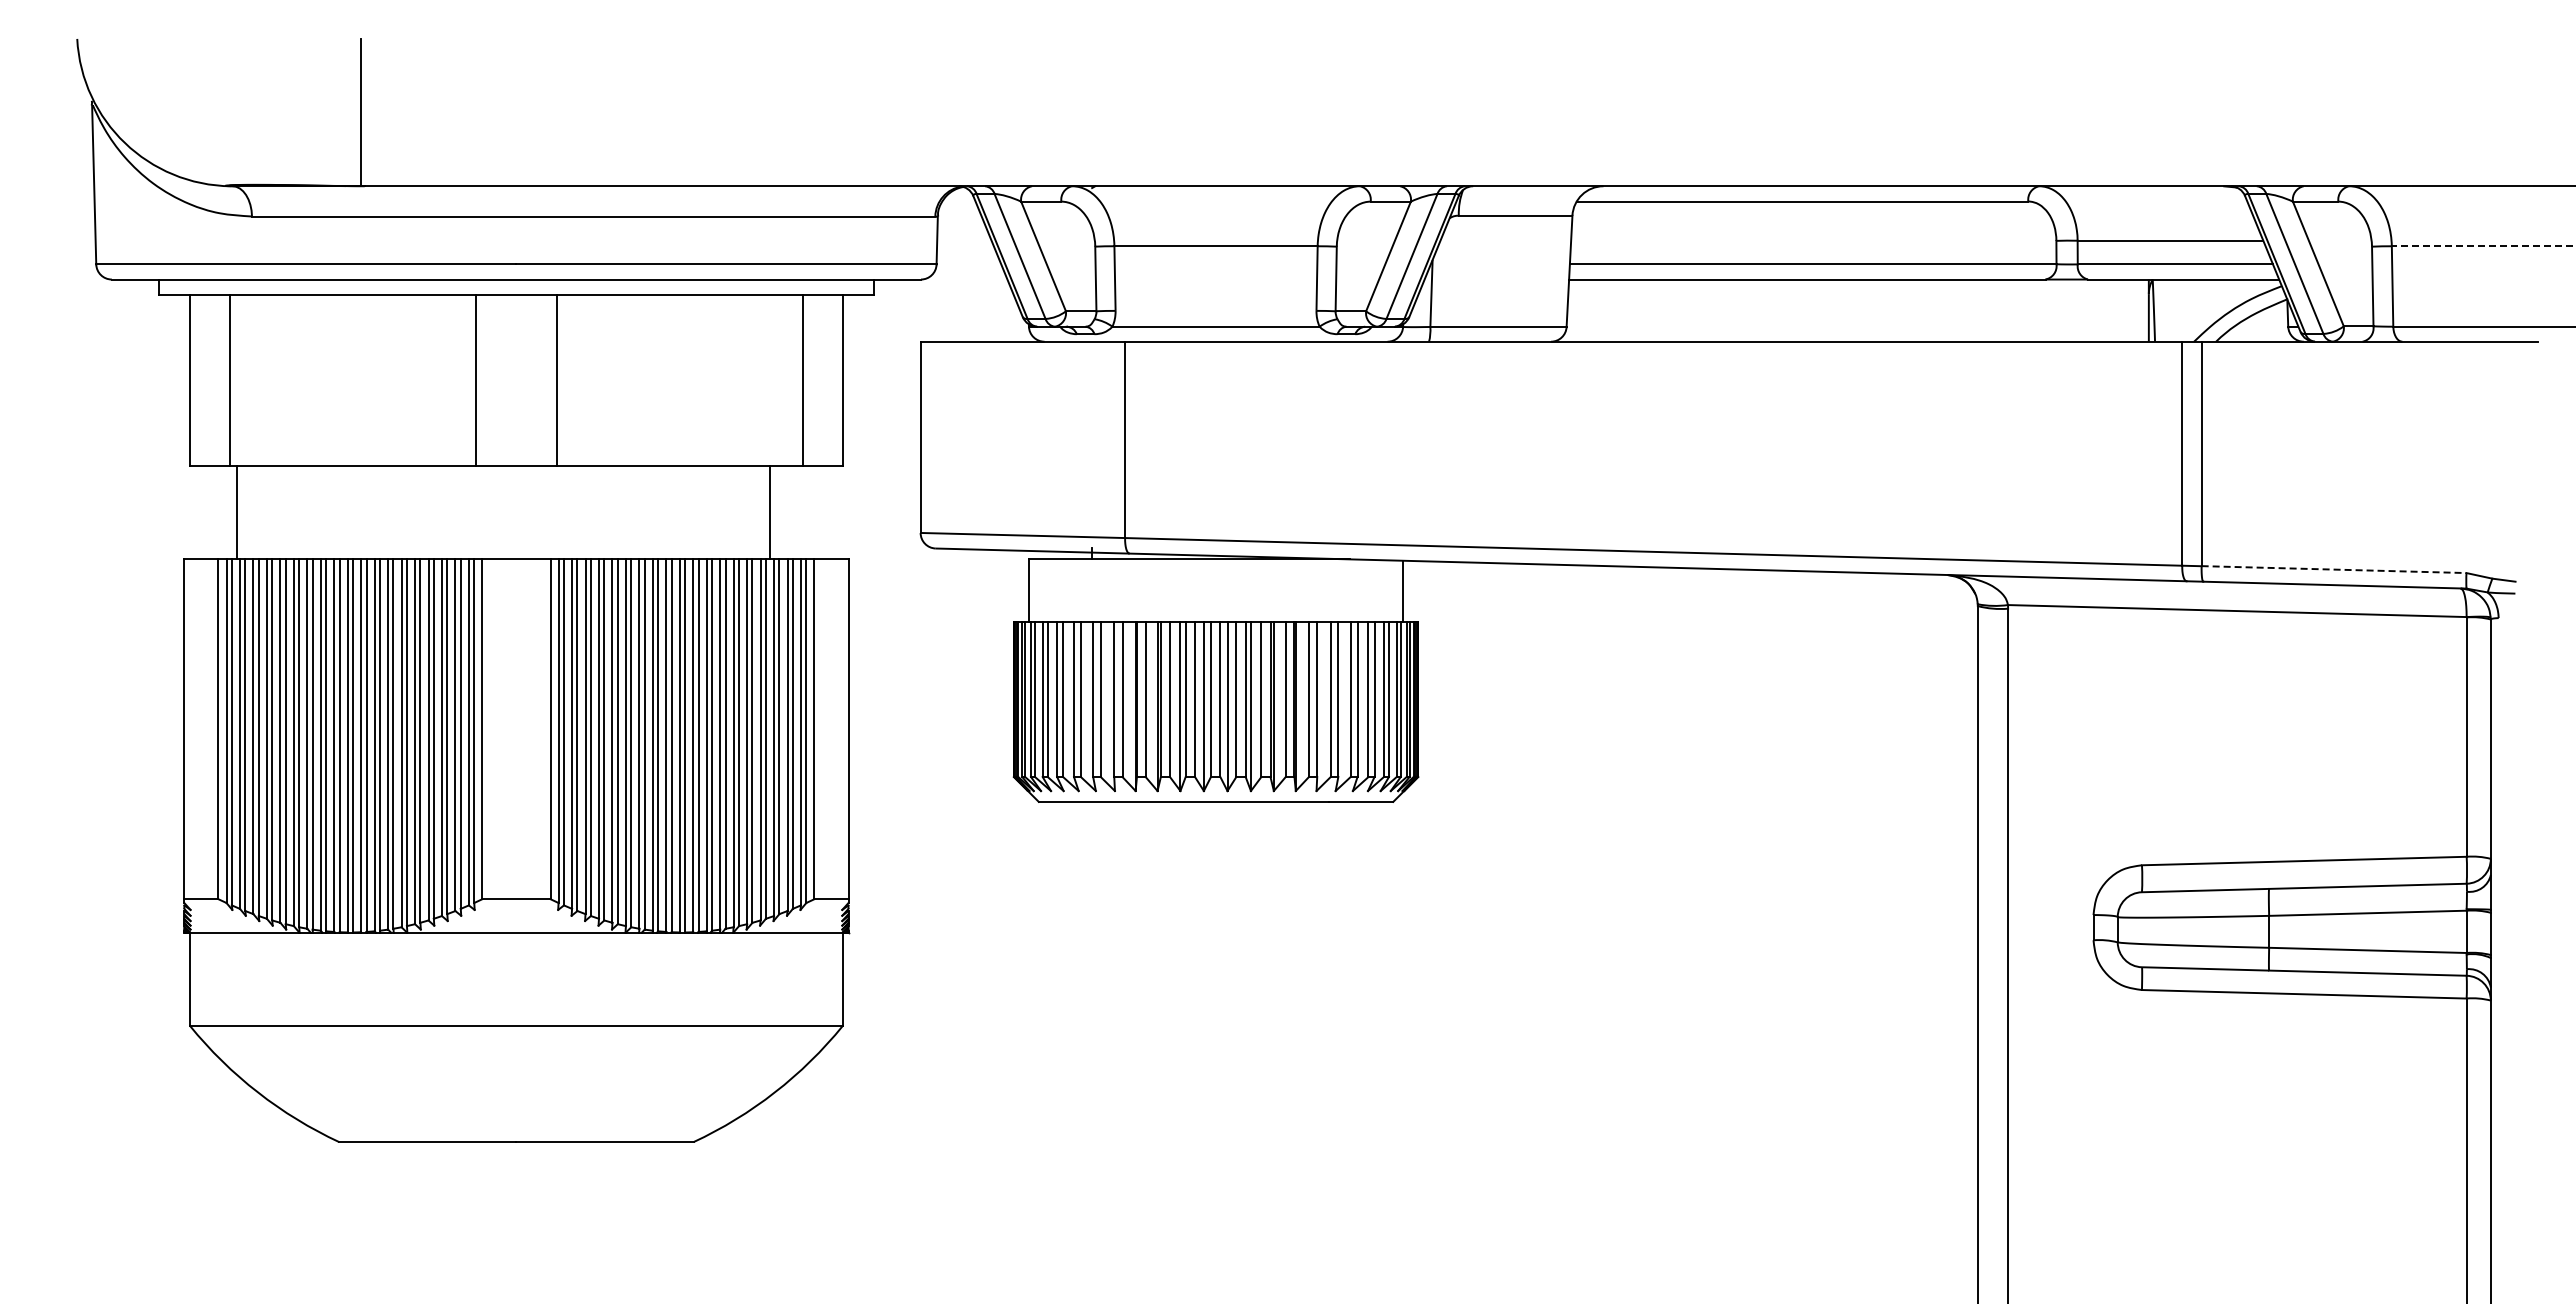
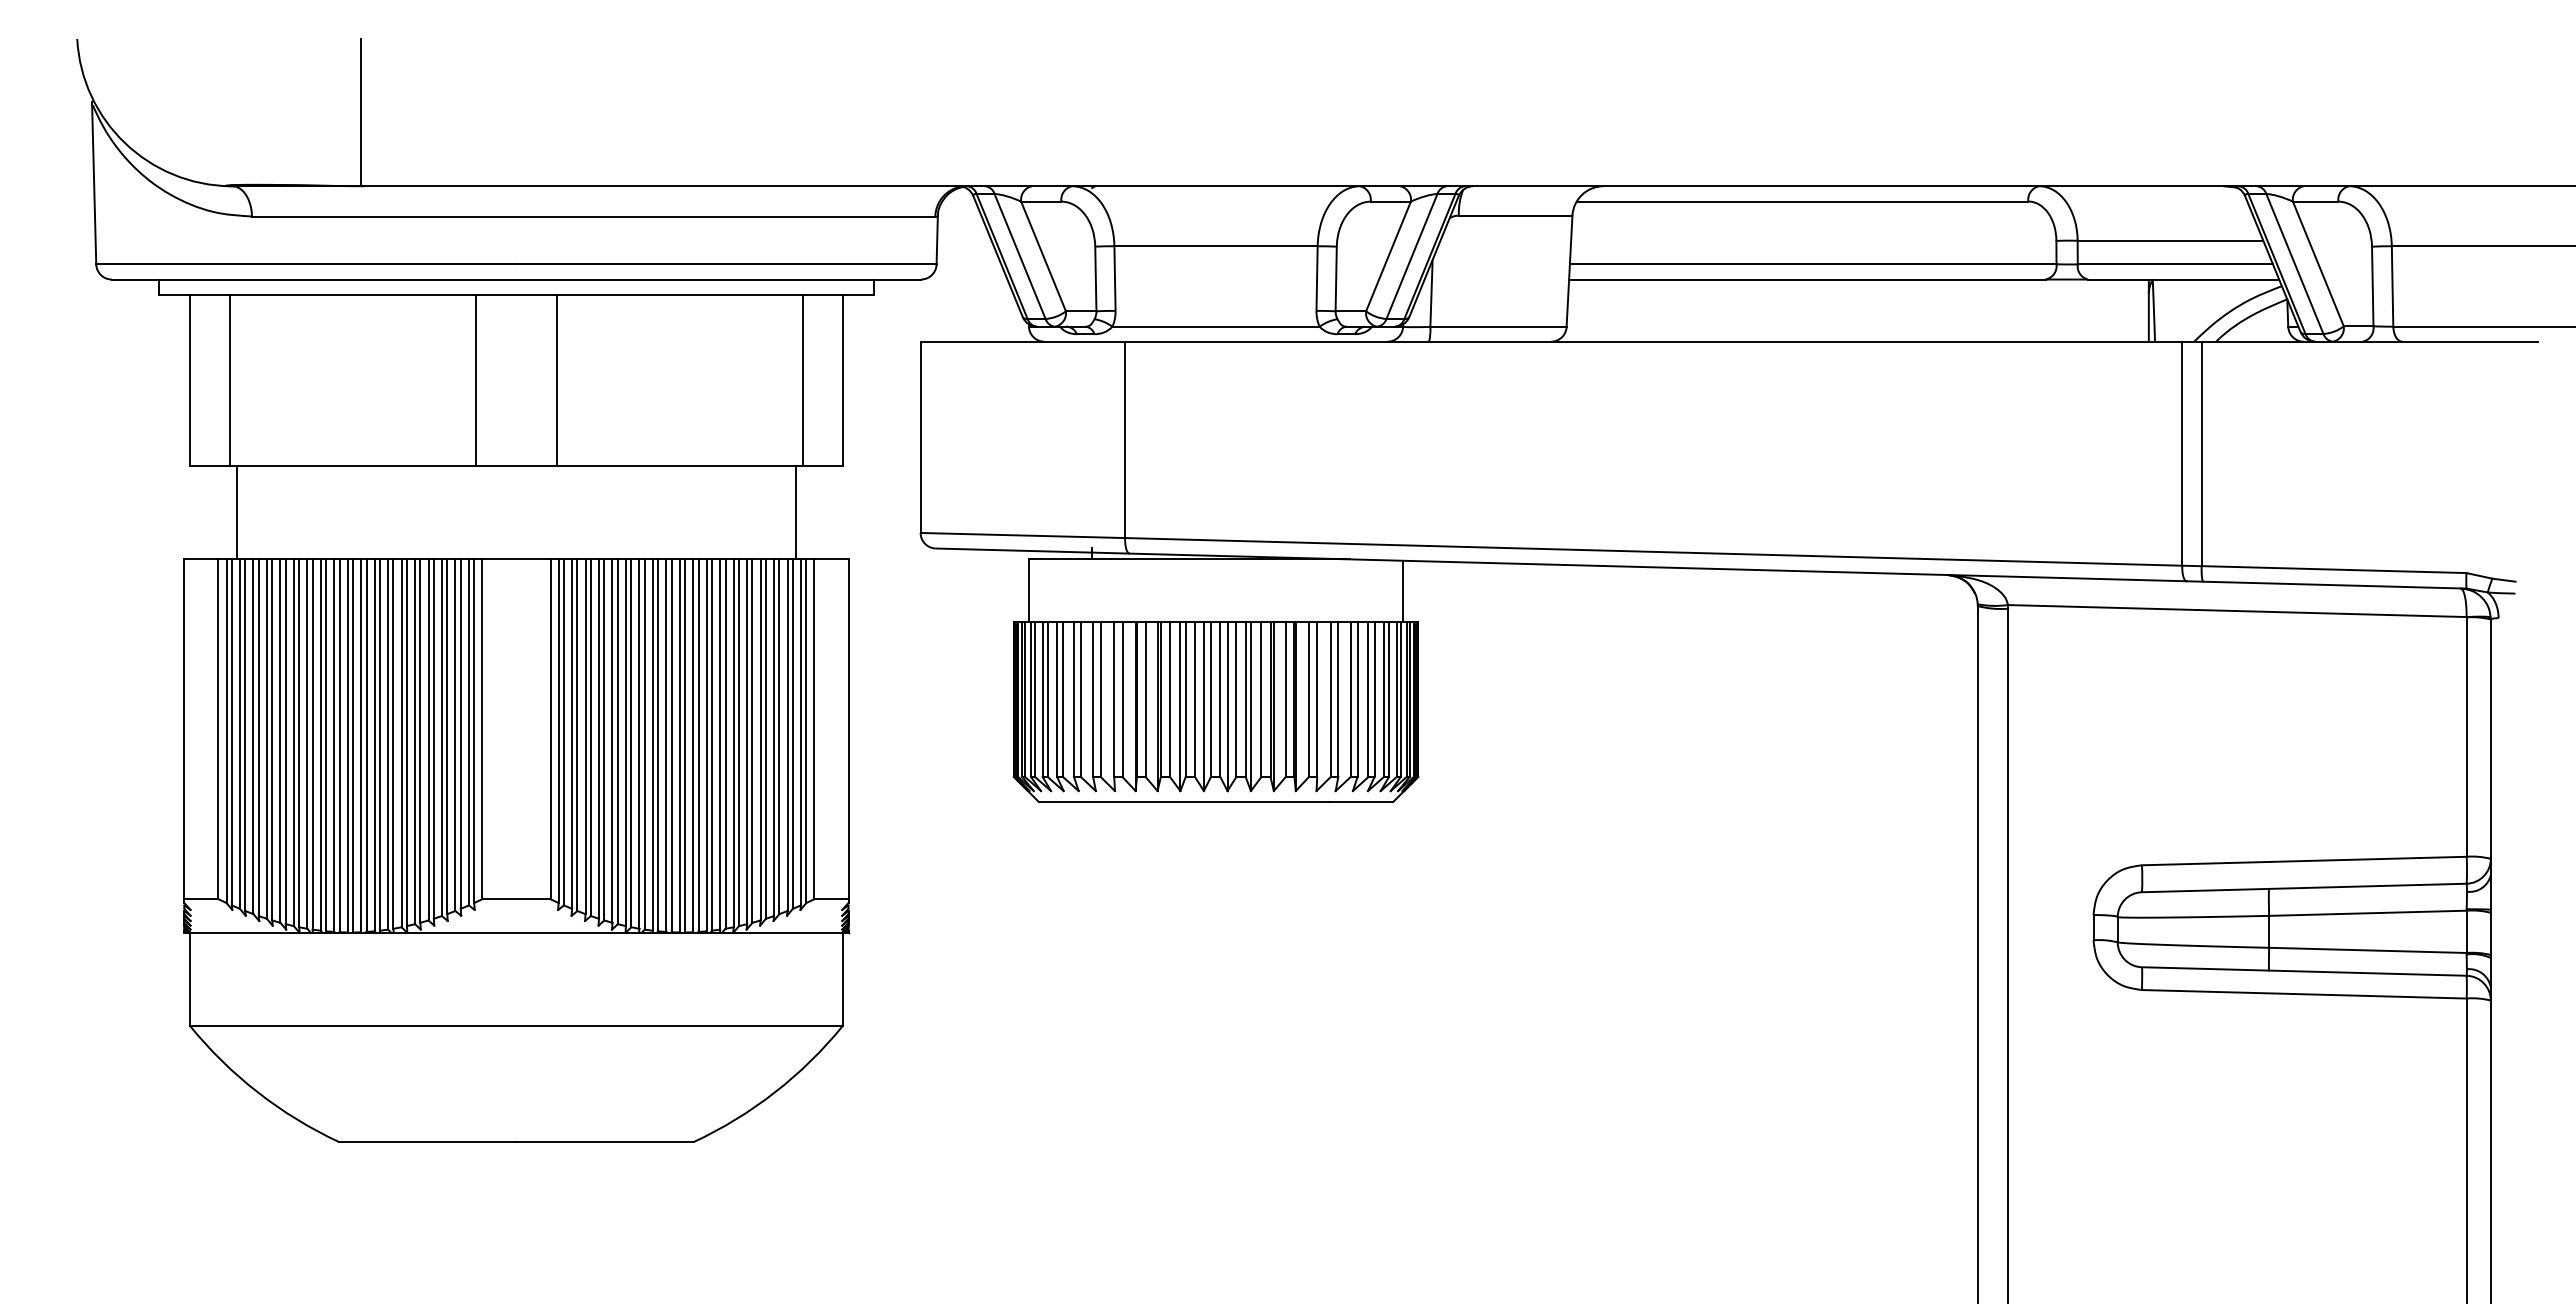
line: dashed -> solid (2483, 246)
line position: (770, 512) -> (796, 512) (796, 512)
line: dashed -> solid (2334, 569)
